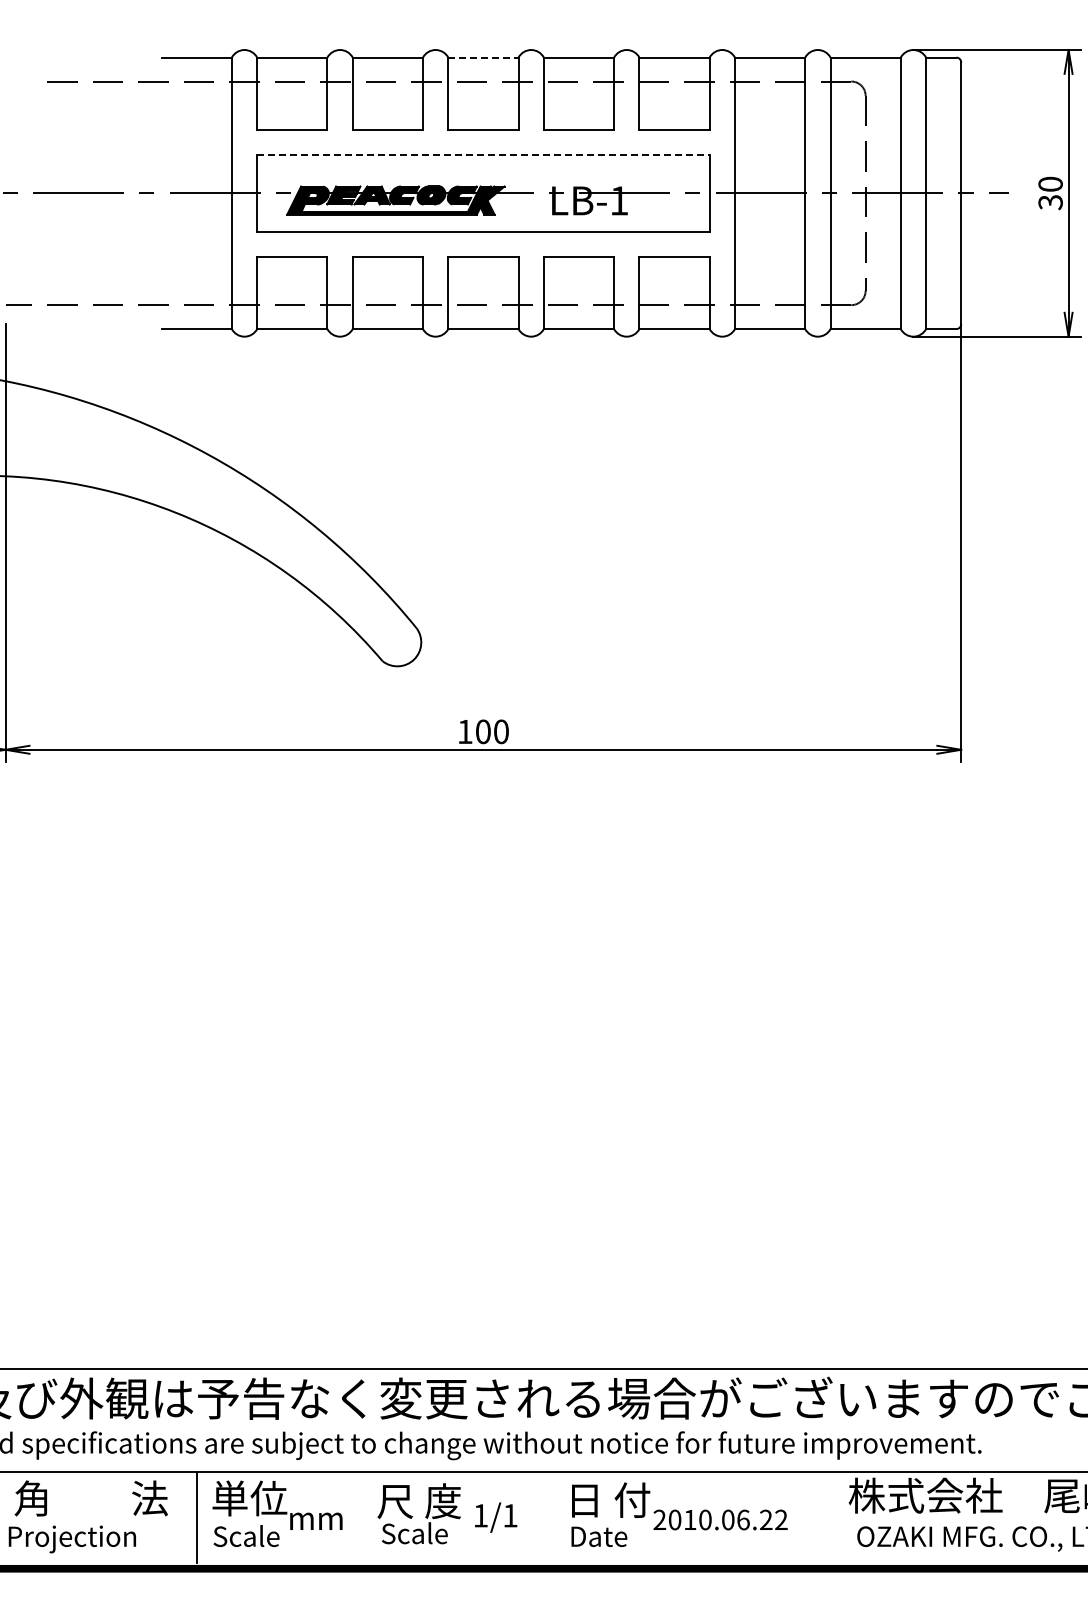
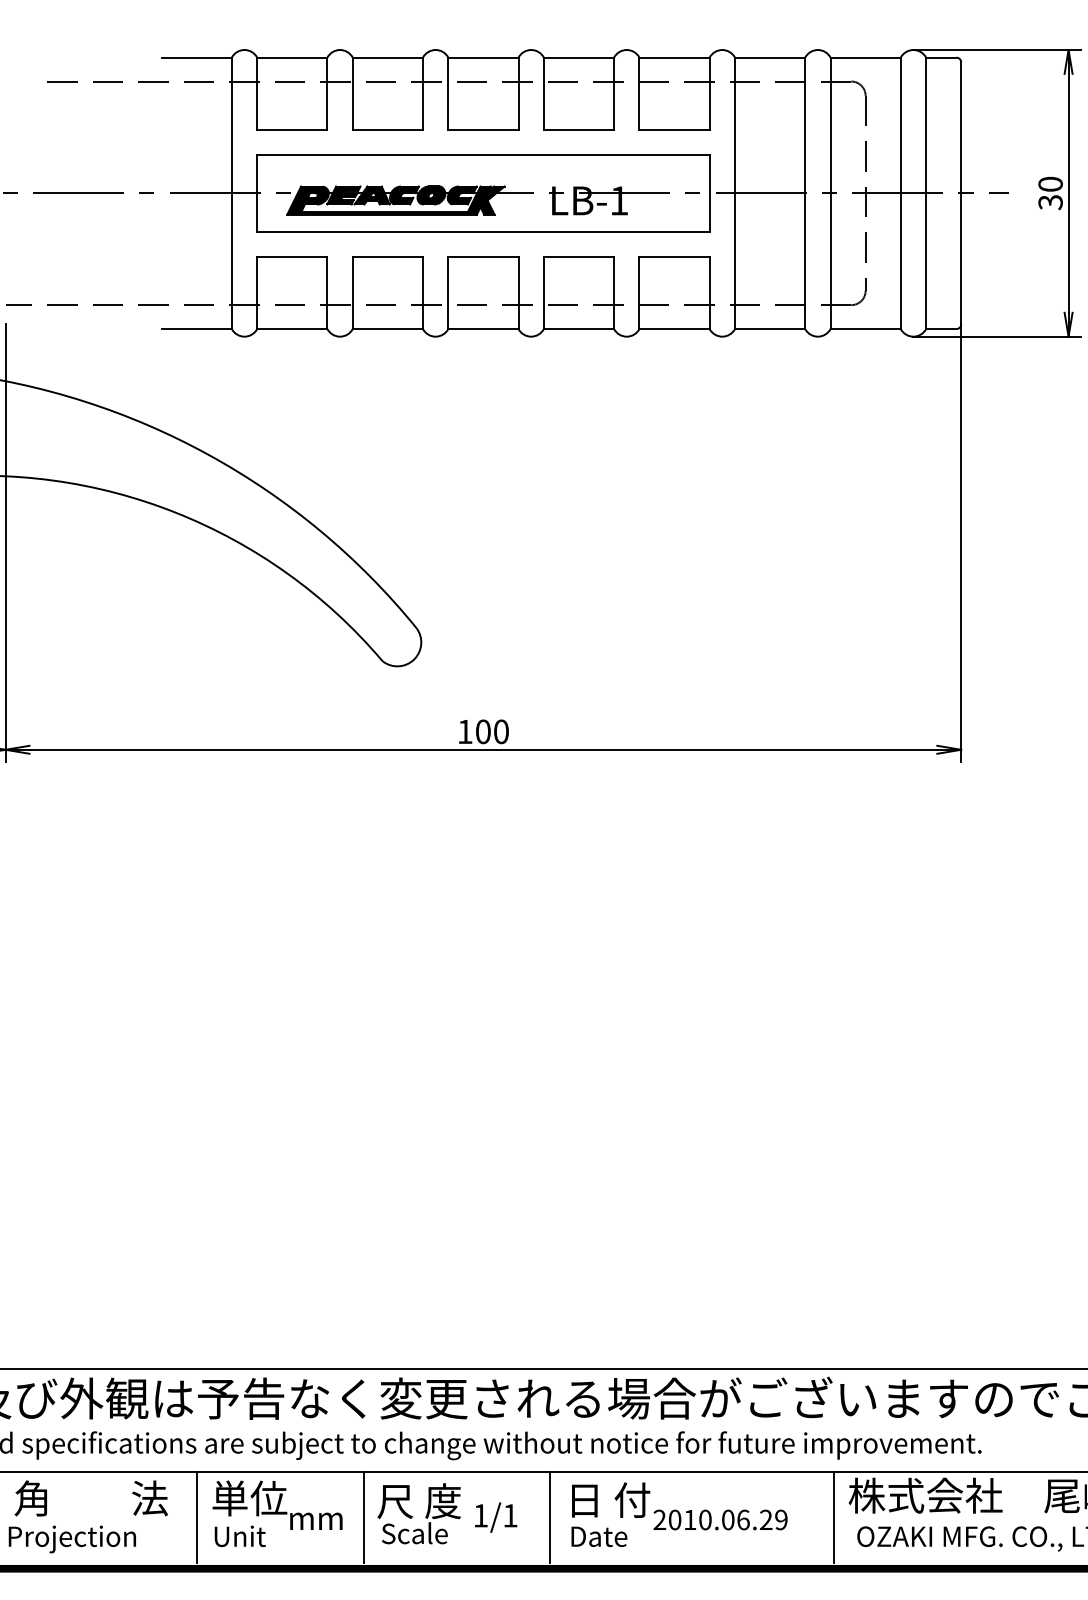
line: dashed -> solid (483, 57)
line: dashed -> solid (483, 155)
line: none -> present (363, 1517)
line: none -> present (550, 1517)
line: none -> present (834, 1517)
text: 2010.06.22 -> 2010.06.29 (781, 1520)
text: Scale -> Unit (246, 1536)
